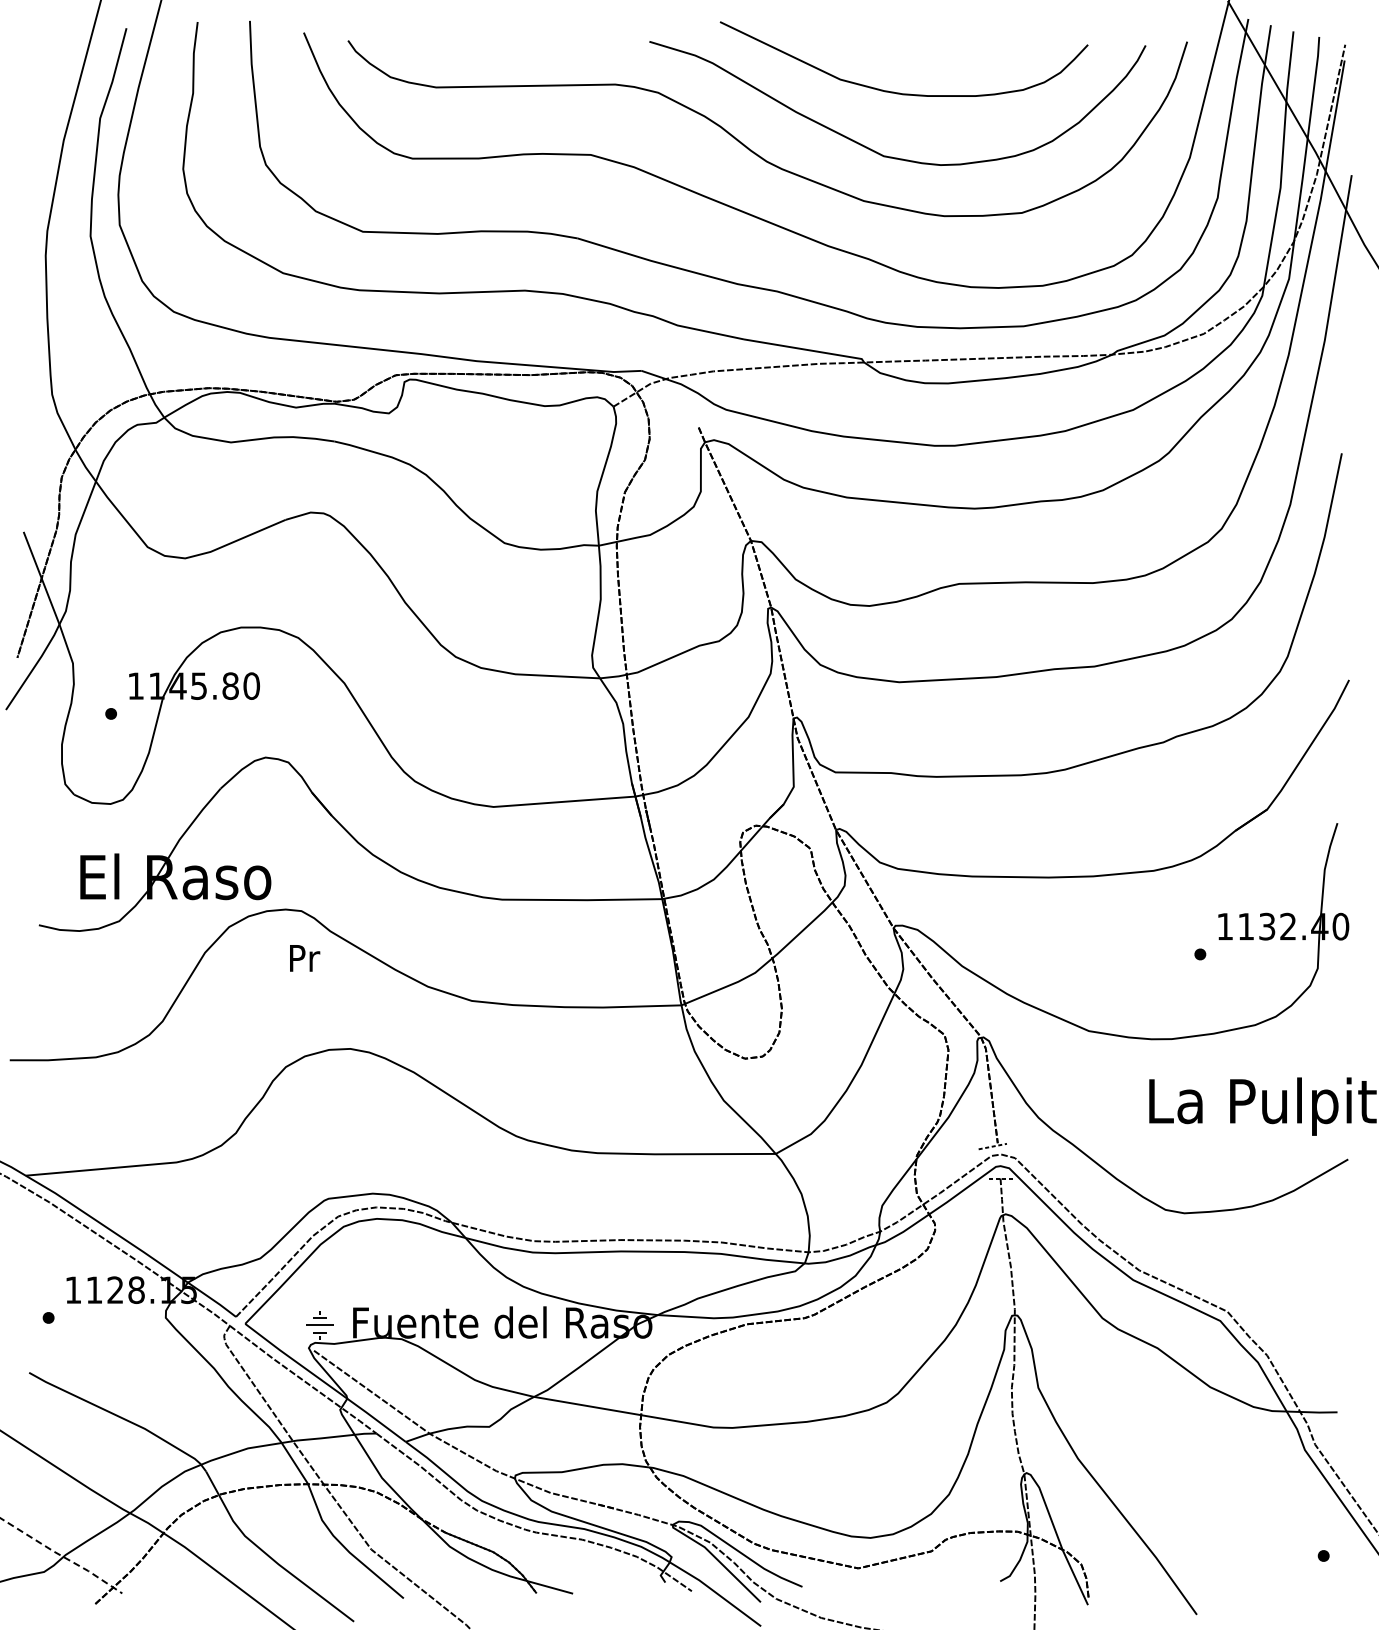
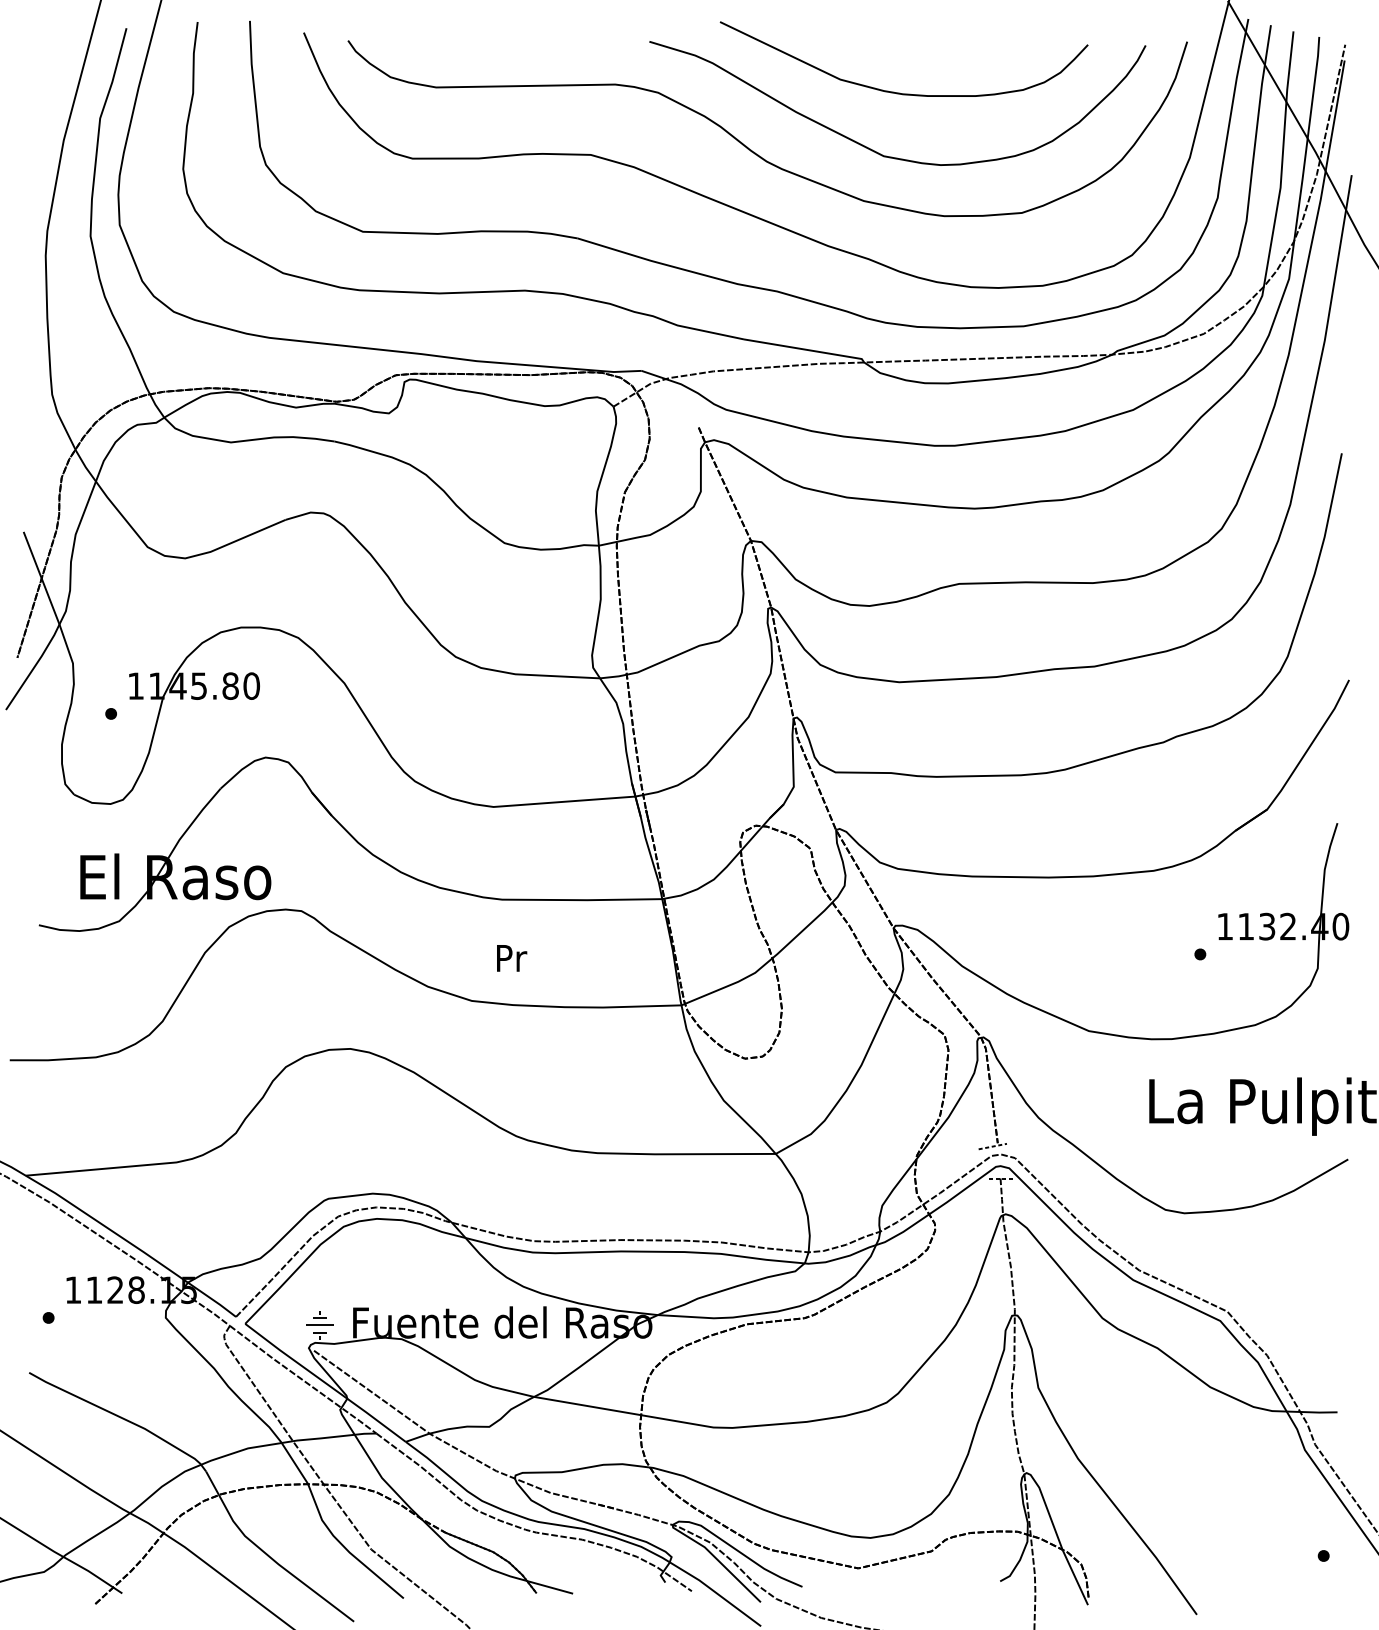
text position: (305, 958) -> (512, 958) (512, 958)
line: dashed -> solid (61, 1556)
